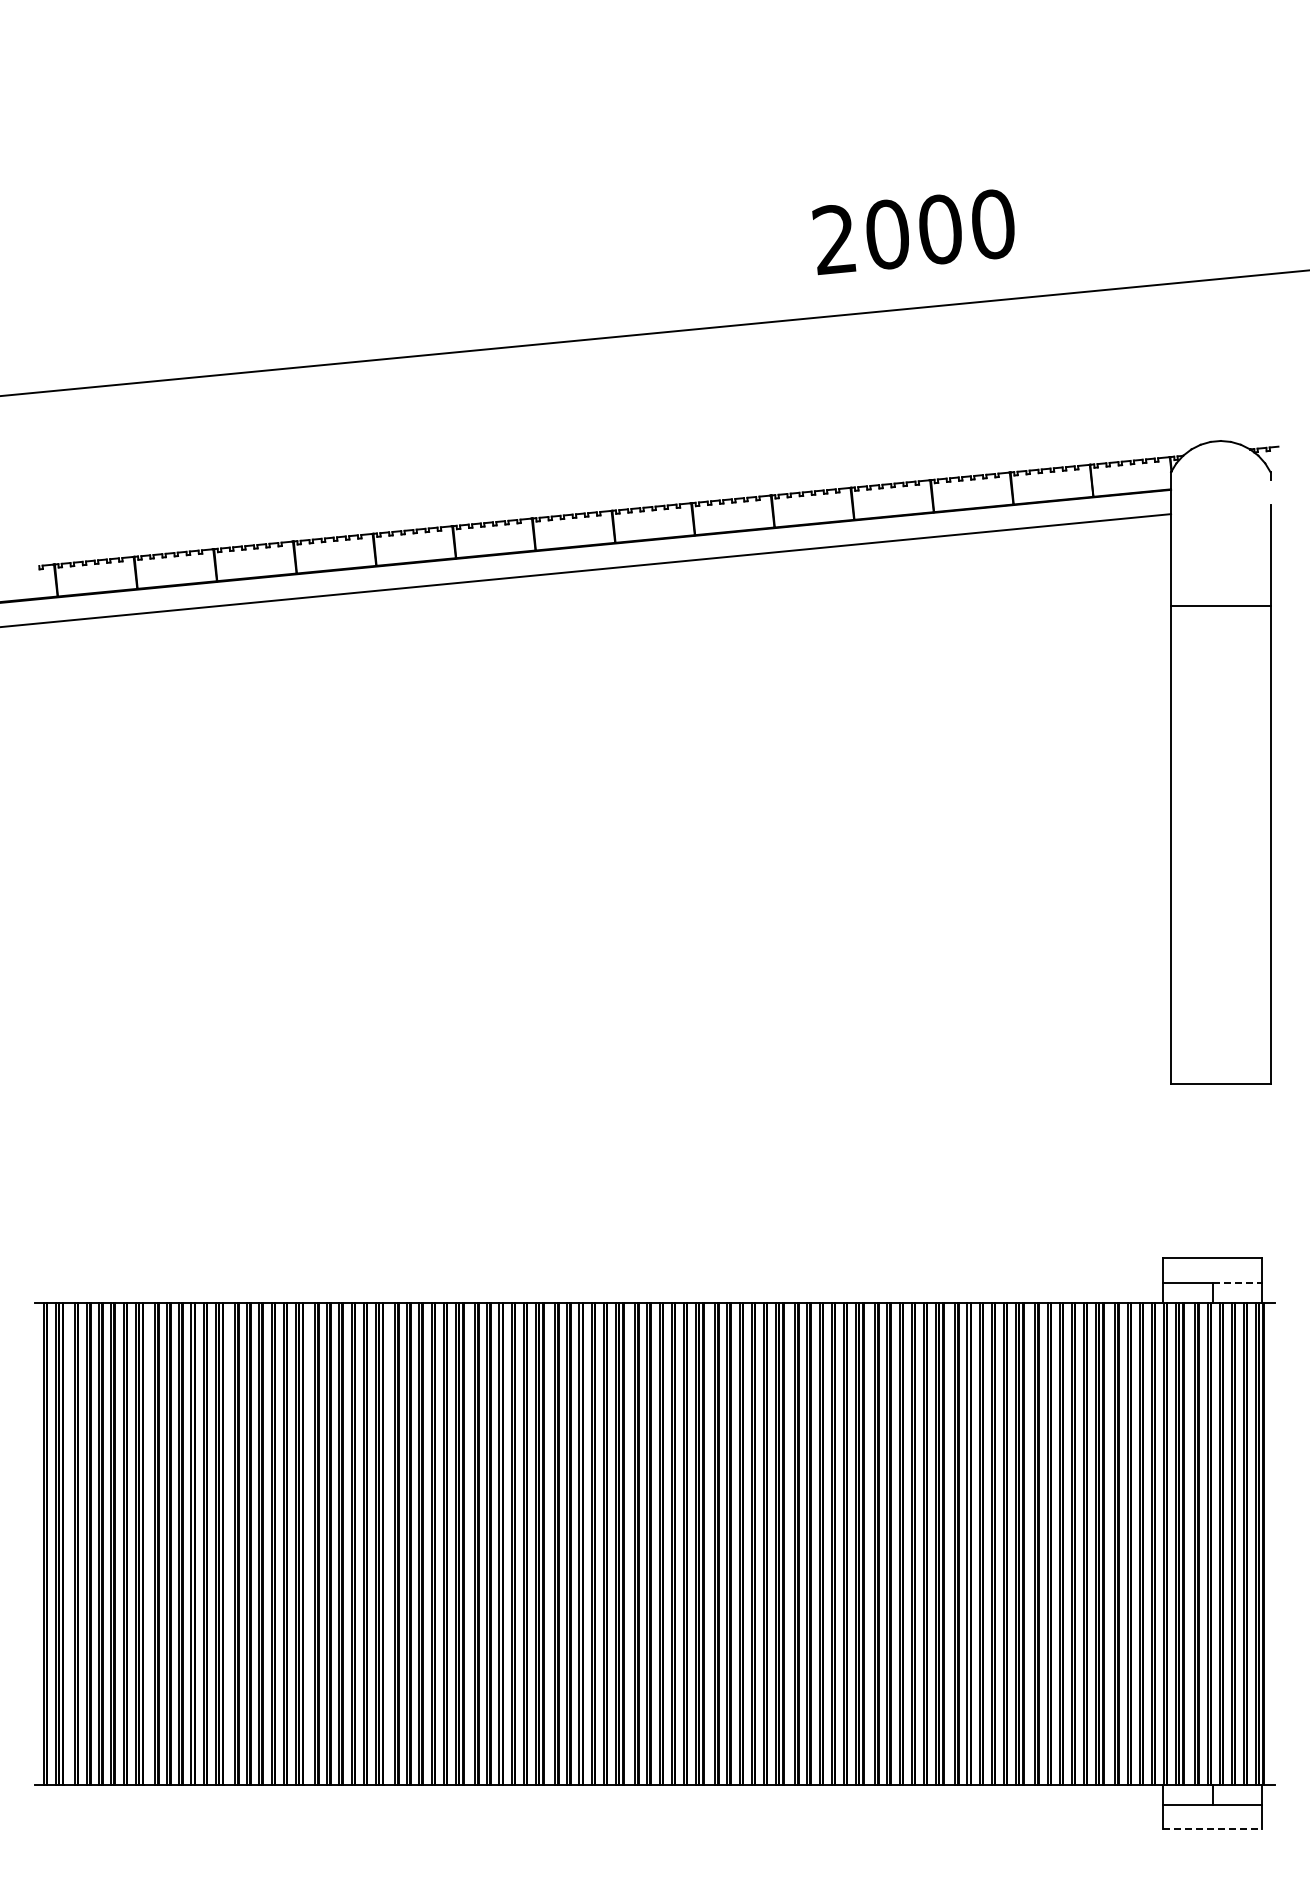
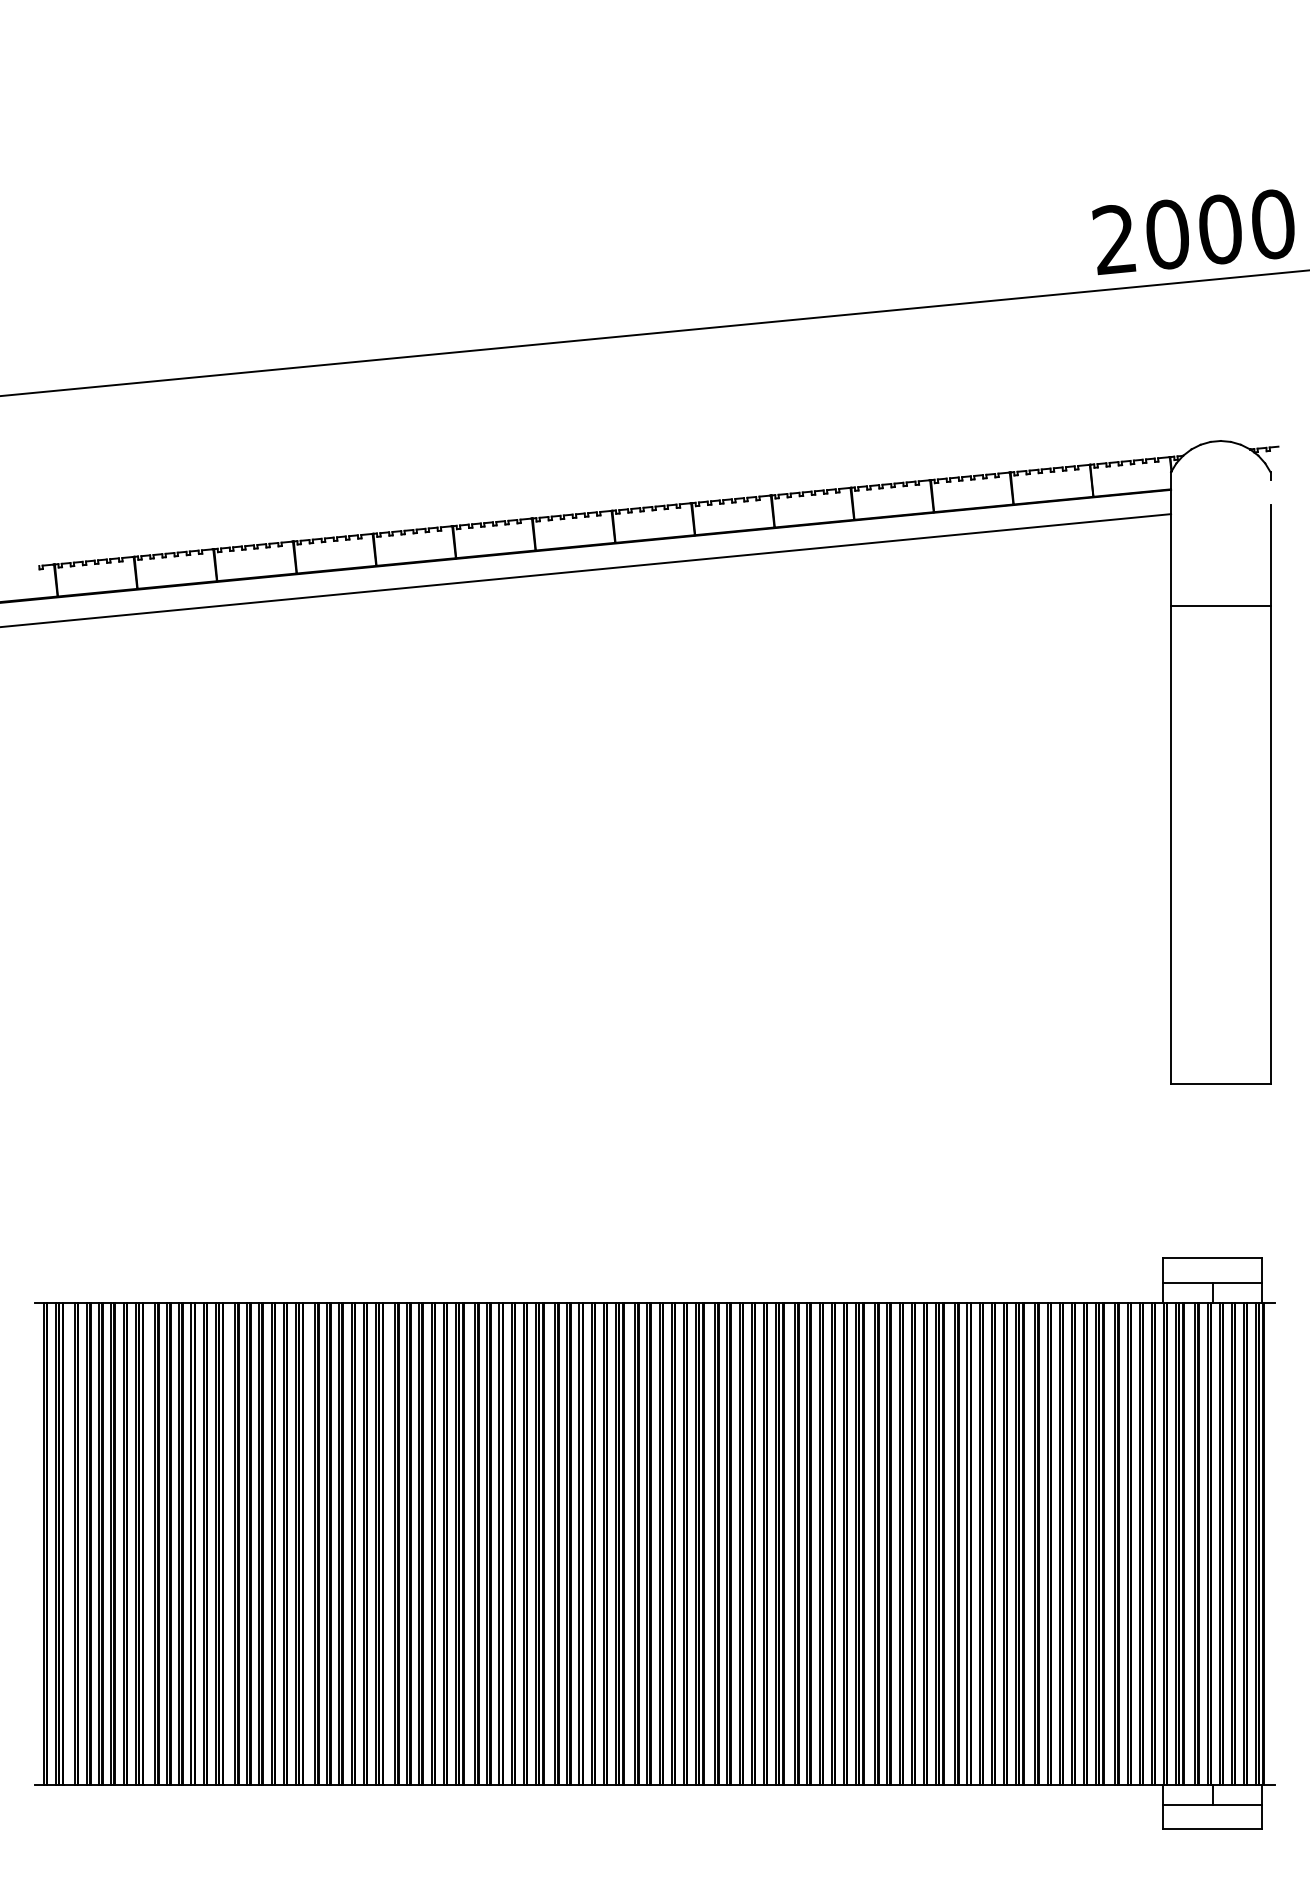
text position: (913, 232) -> (1193, 232) (1193, 232)
line: dashed -> solid (1237, 1282)
line: dashed -> solid (1212, 1829)
